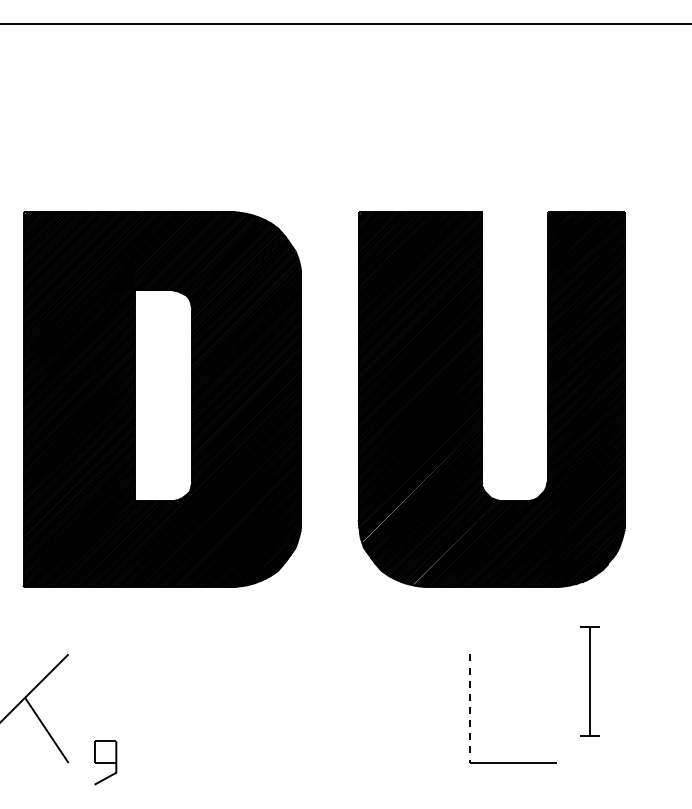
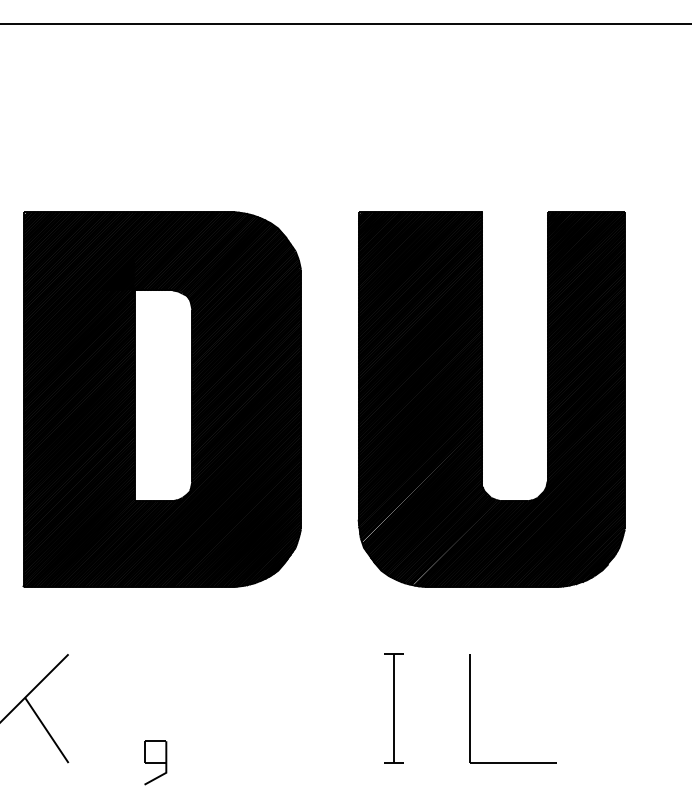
part position: (589, 681) -> (393, 708) (393, 708)
line: dashed -> solid (470, 709)
part position: (105, 762) -> (155, 762) (155, 762)
